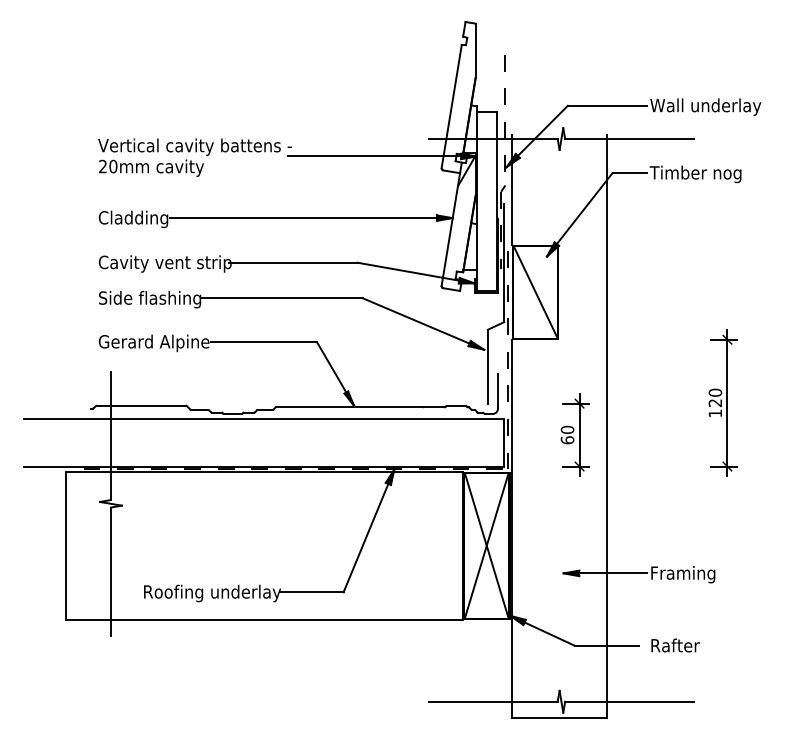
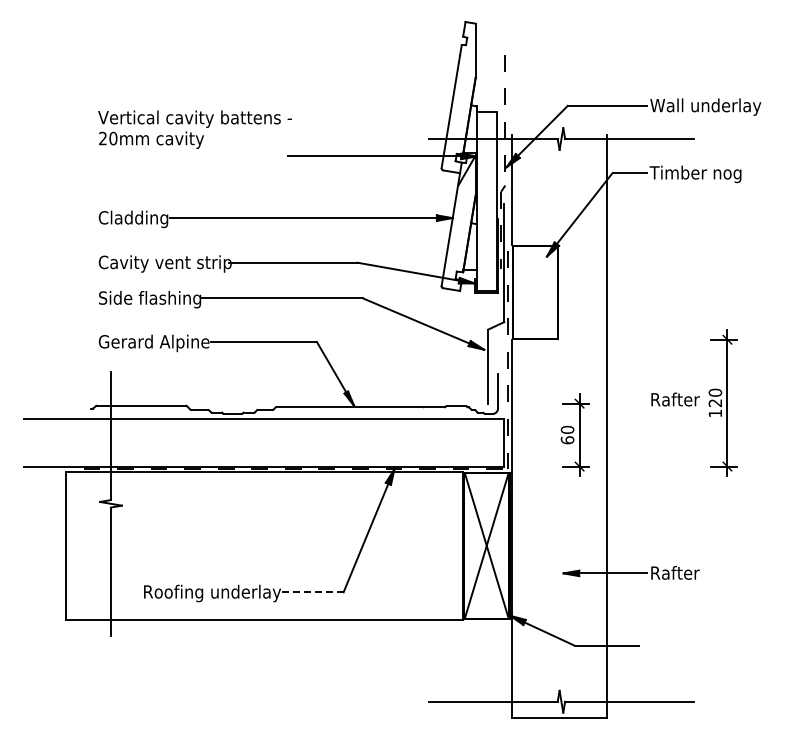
text position: (194, 157) -> (194, 129) (194, 129)
line: present -> none (535, 291)
text: Framing -> Rafter (684, 574)
line: solid -> dashed (311, 592)
text position: (675, 645) -> (675, 399) (675, 399)
